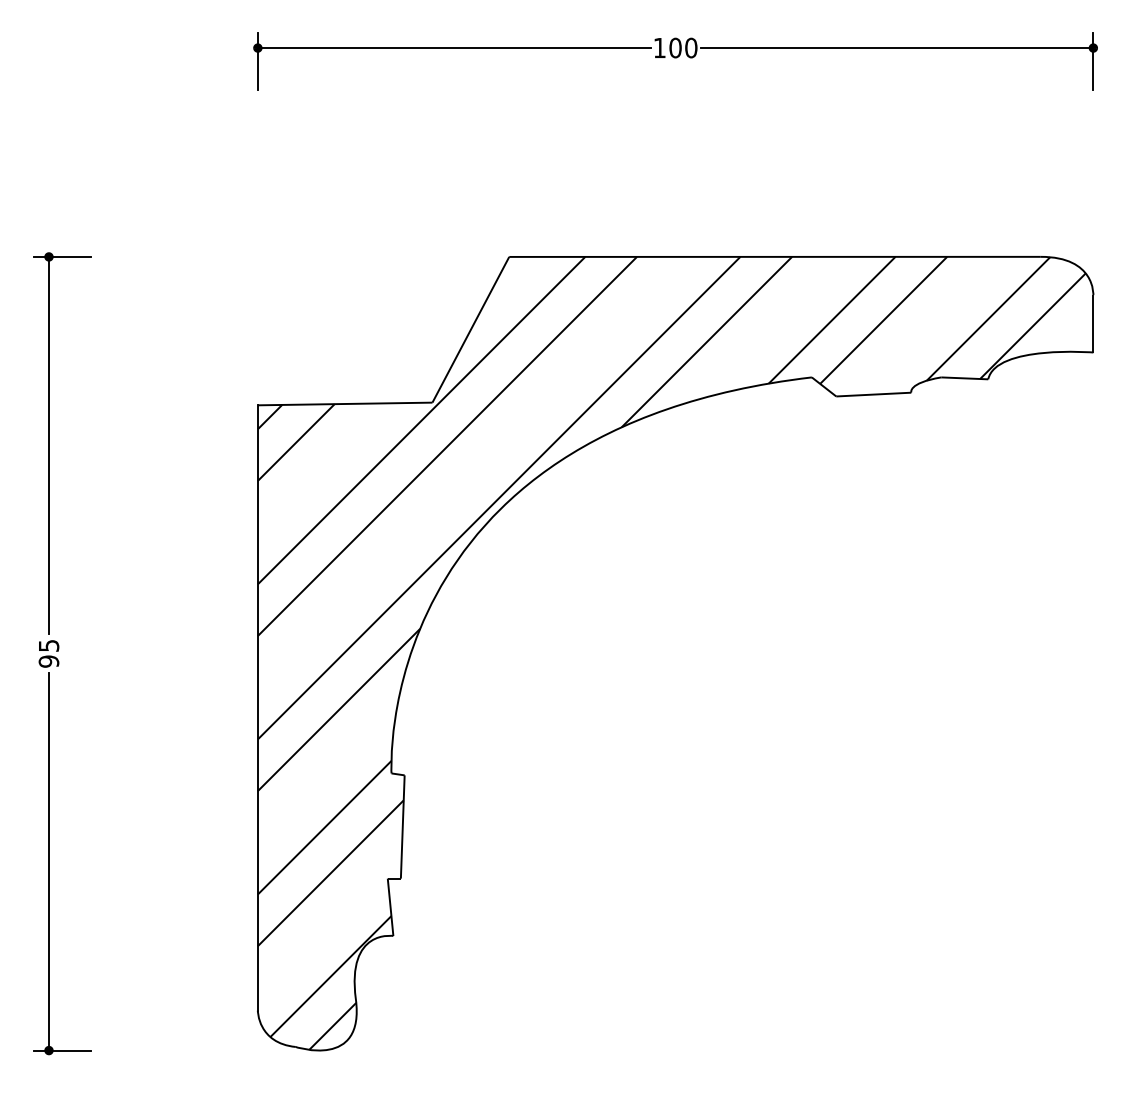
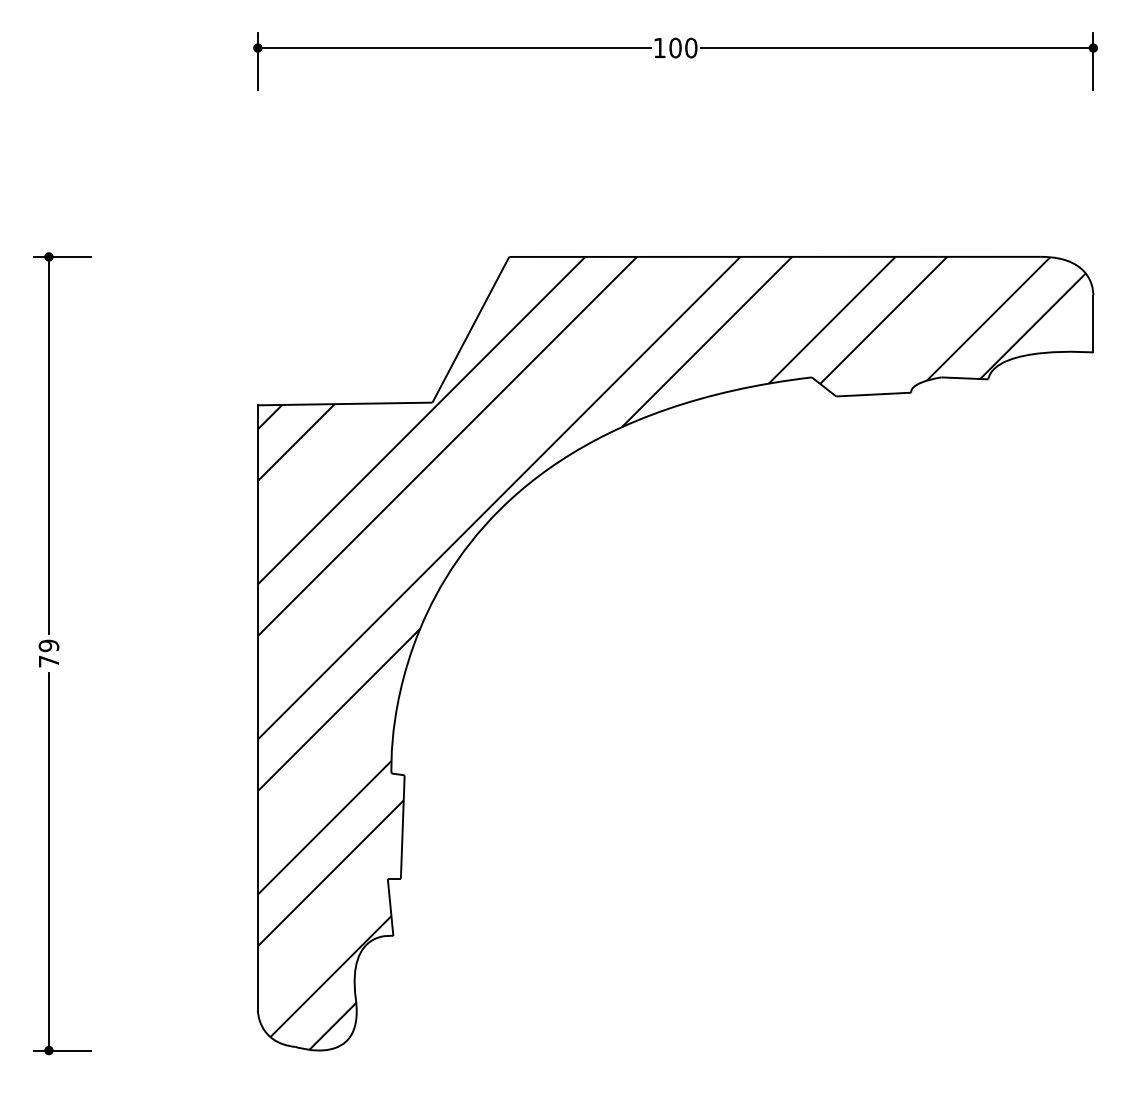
text: 95 -> 79 (48, 653)
